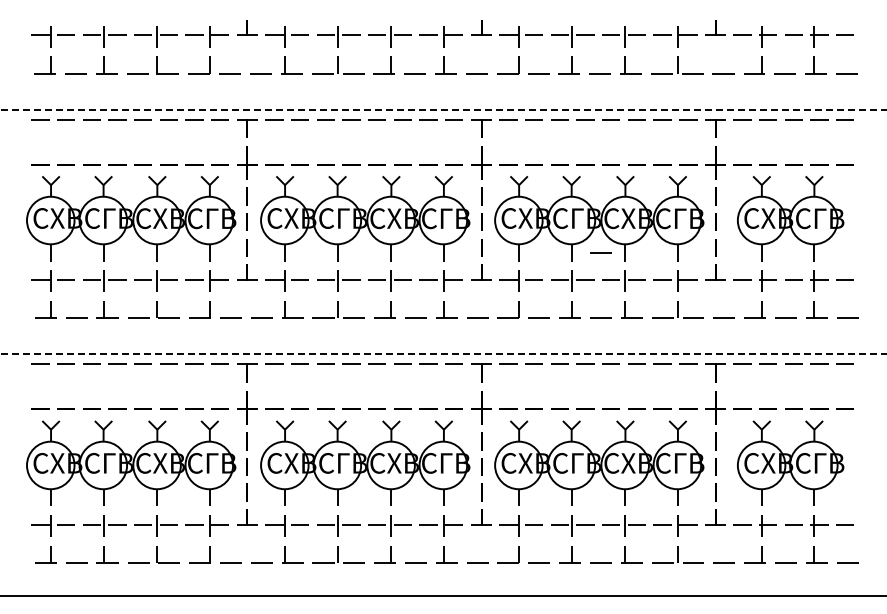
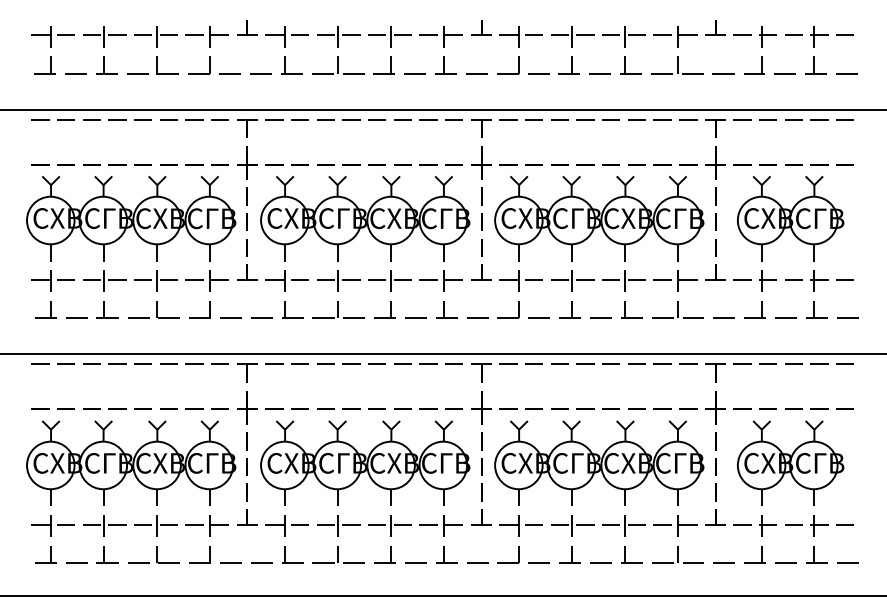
line: dashed -> solid (443, 109)
line: present -> none (600, 252)
line: dashed -> solid (443, 354)
